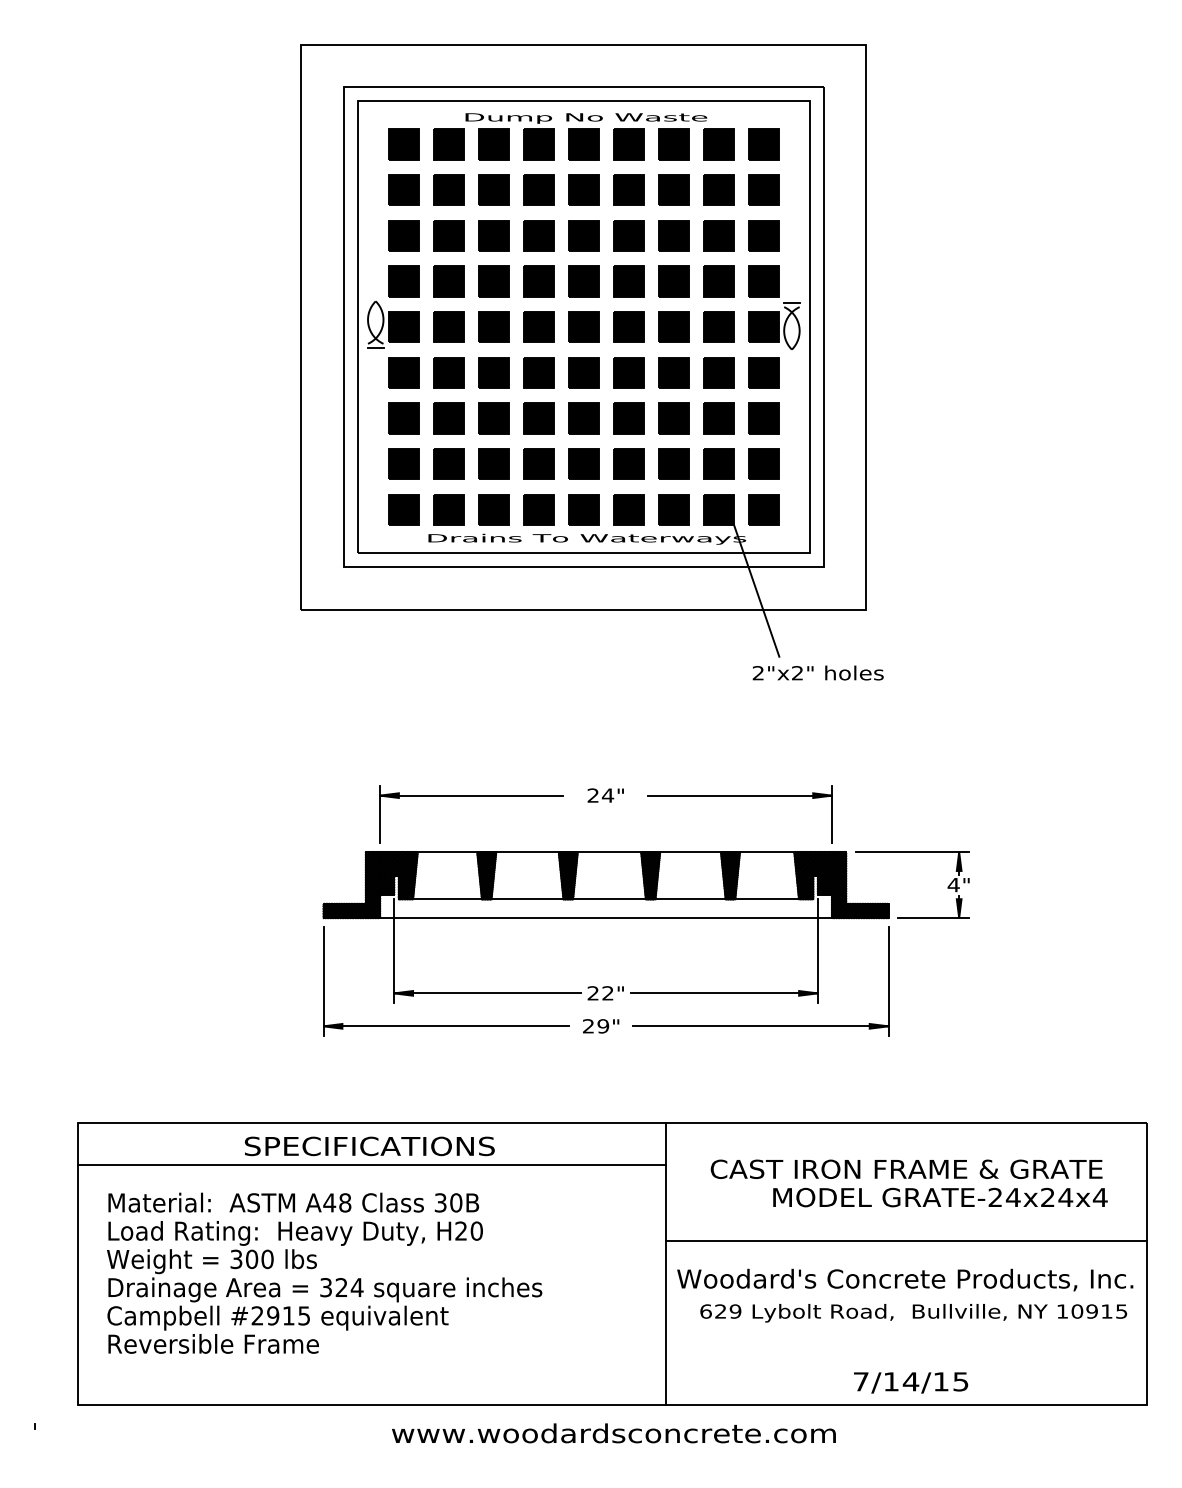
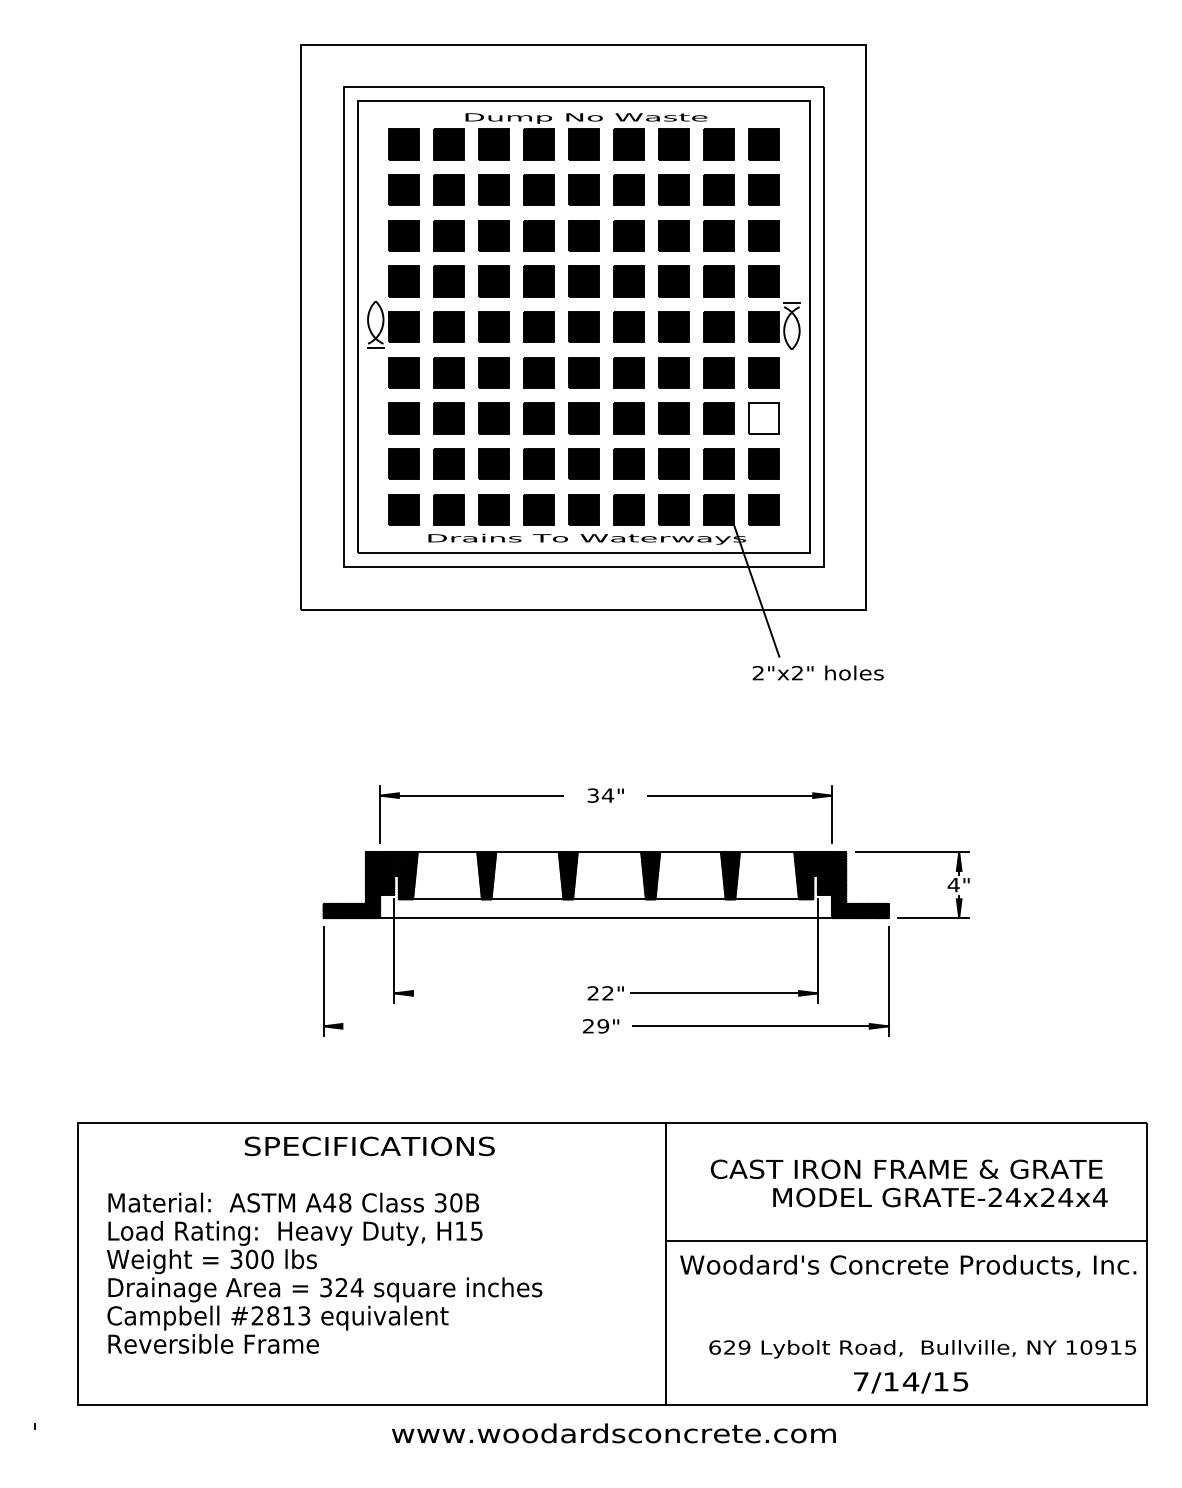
fill: present -> none (764, 418)
text: 24" -> 34" (592, 795)
line: present -> none (487, 993)
line: present -> none (446, 1026)
line: present -> none (371, 1165)
text: H20 -> H15 (468, 1230)
text position: (905, 1279) -> (908, 1265) (908, 1265)
text position: (913, 1313) -> (922, 1349) (922, 1349)
text: #2915 -> #2813 (288, 1315)
